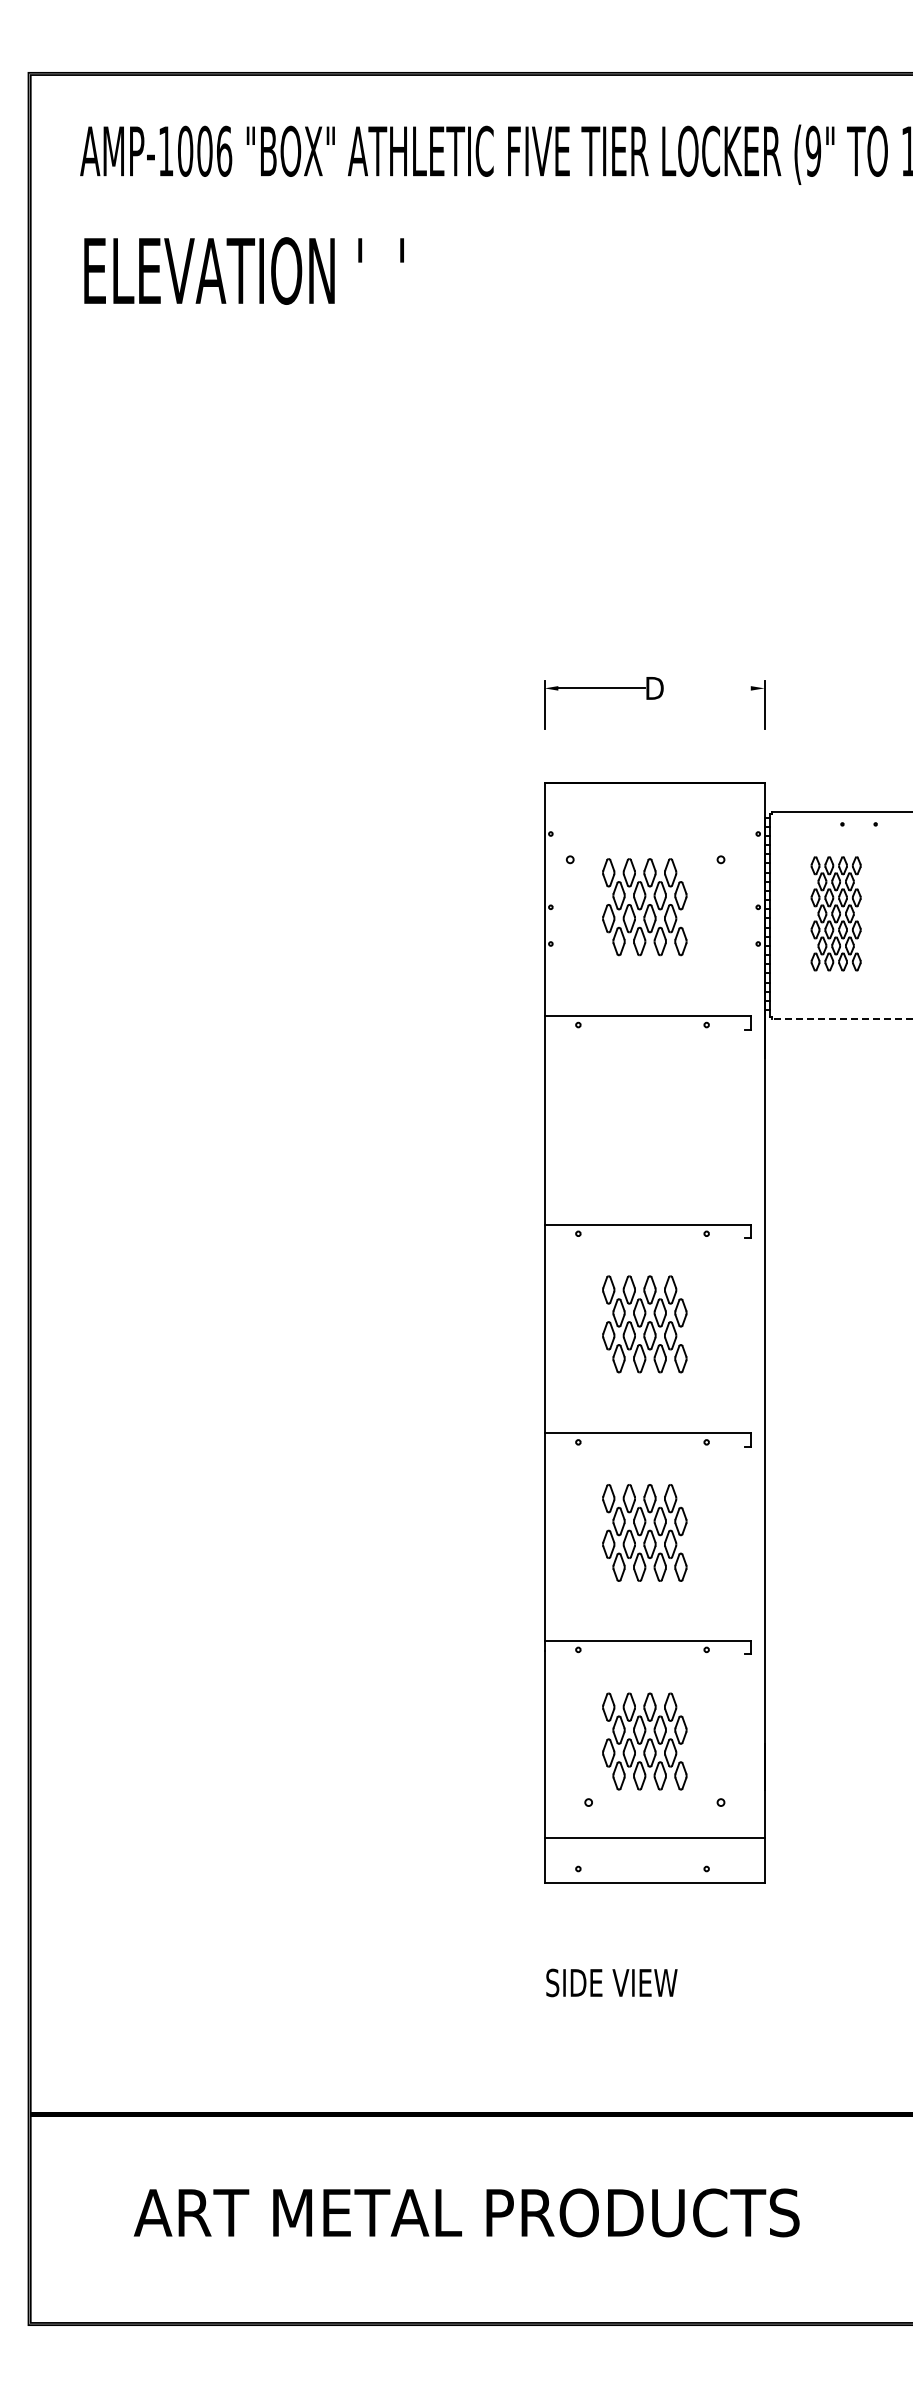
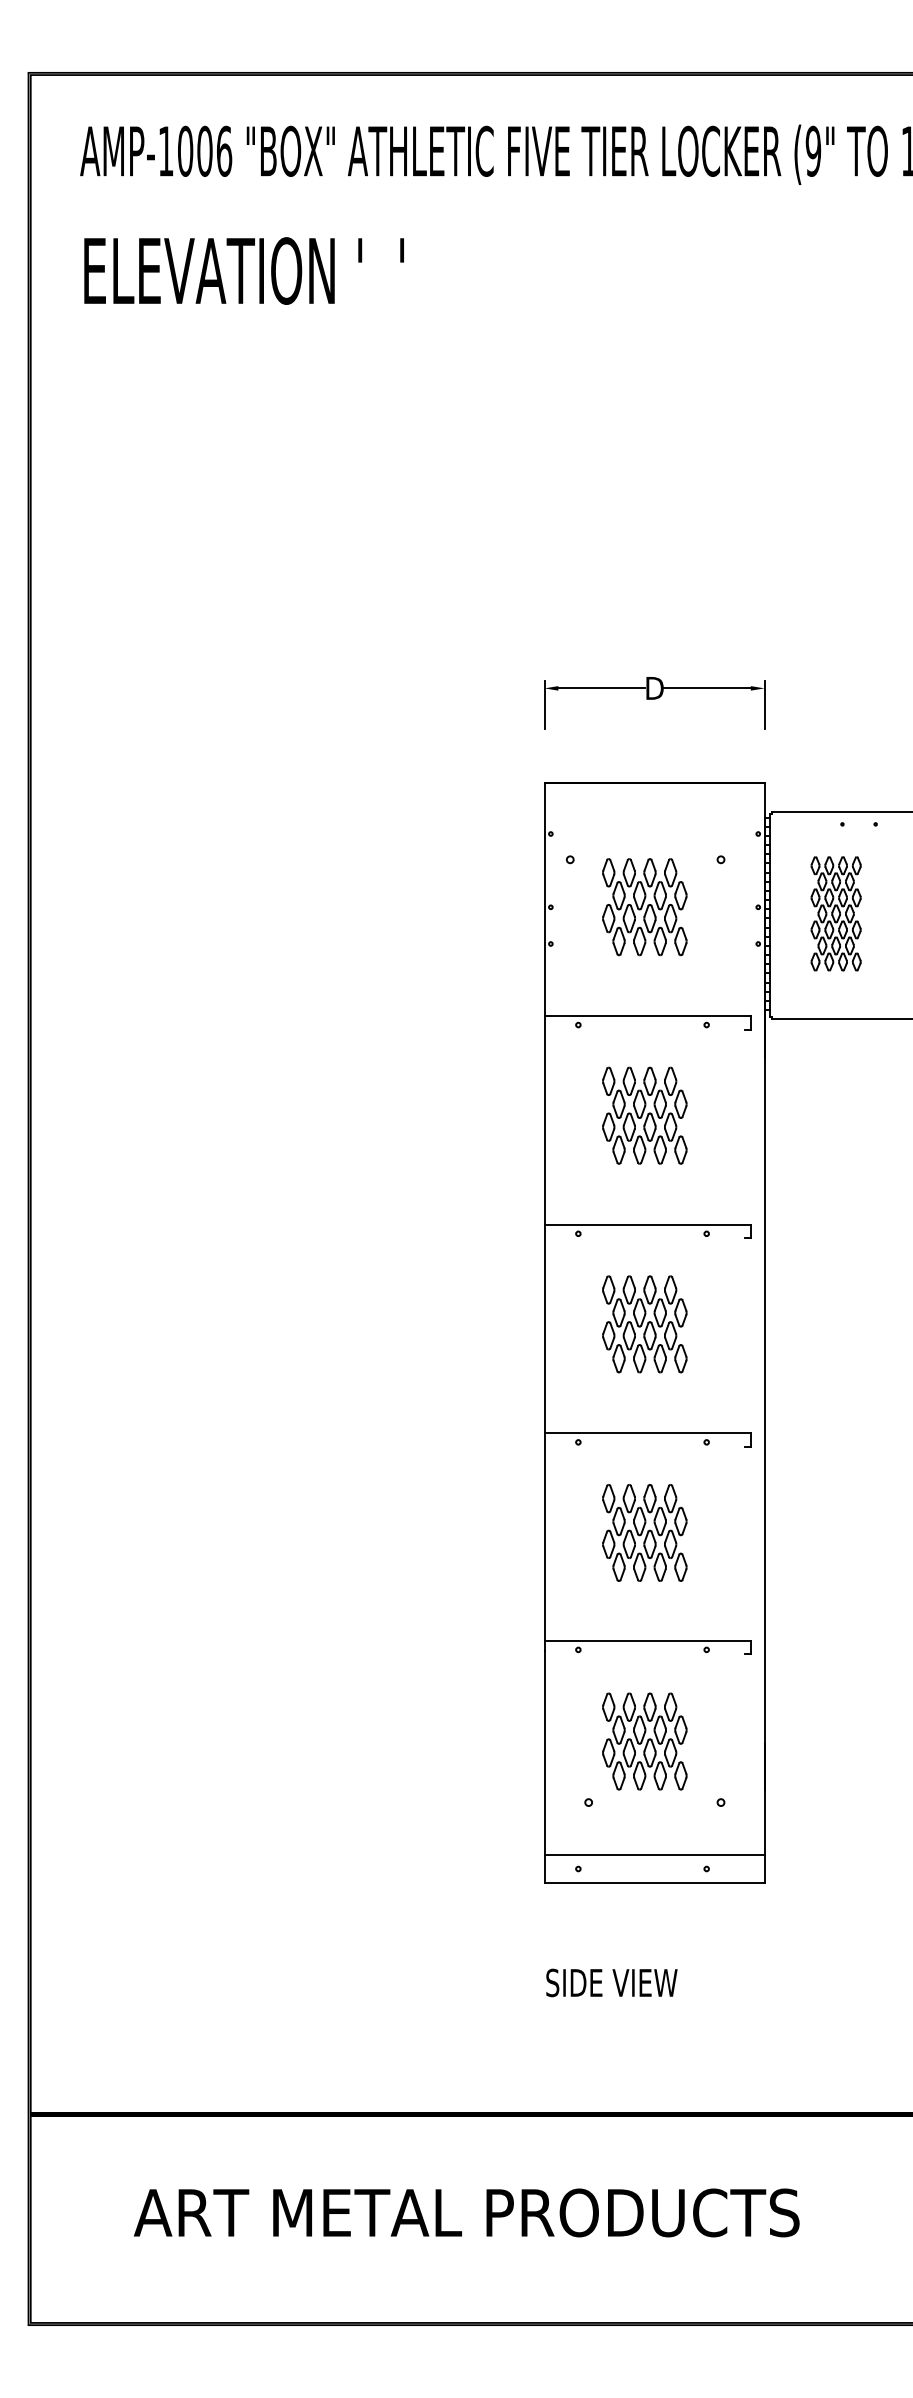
line: none -> present (706, 688)
line: dashed -> solid (841, 1019)
part: none -> present (644, 1115)
line position: (654, 1838) -> (654, 1855) (654, 1855)
